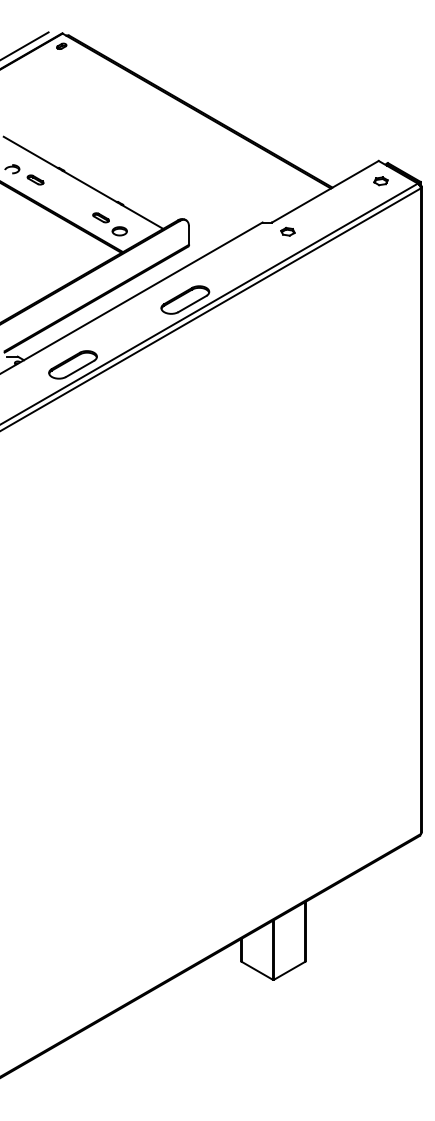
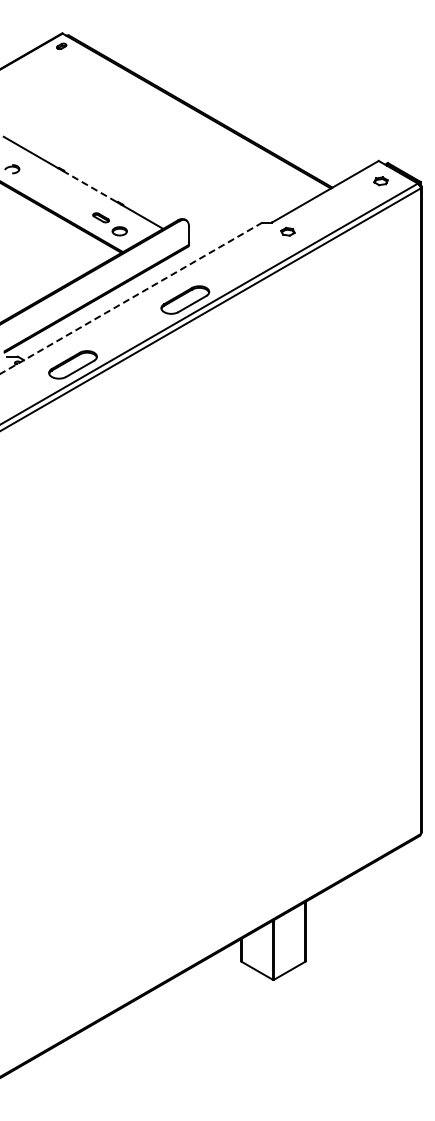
line: present -> none (25, 45)
part: present -> none (35, 179)
line: solid -> dashed (90, 186)
line: solid -> dashed (131, 298)
